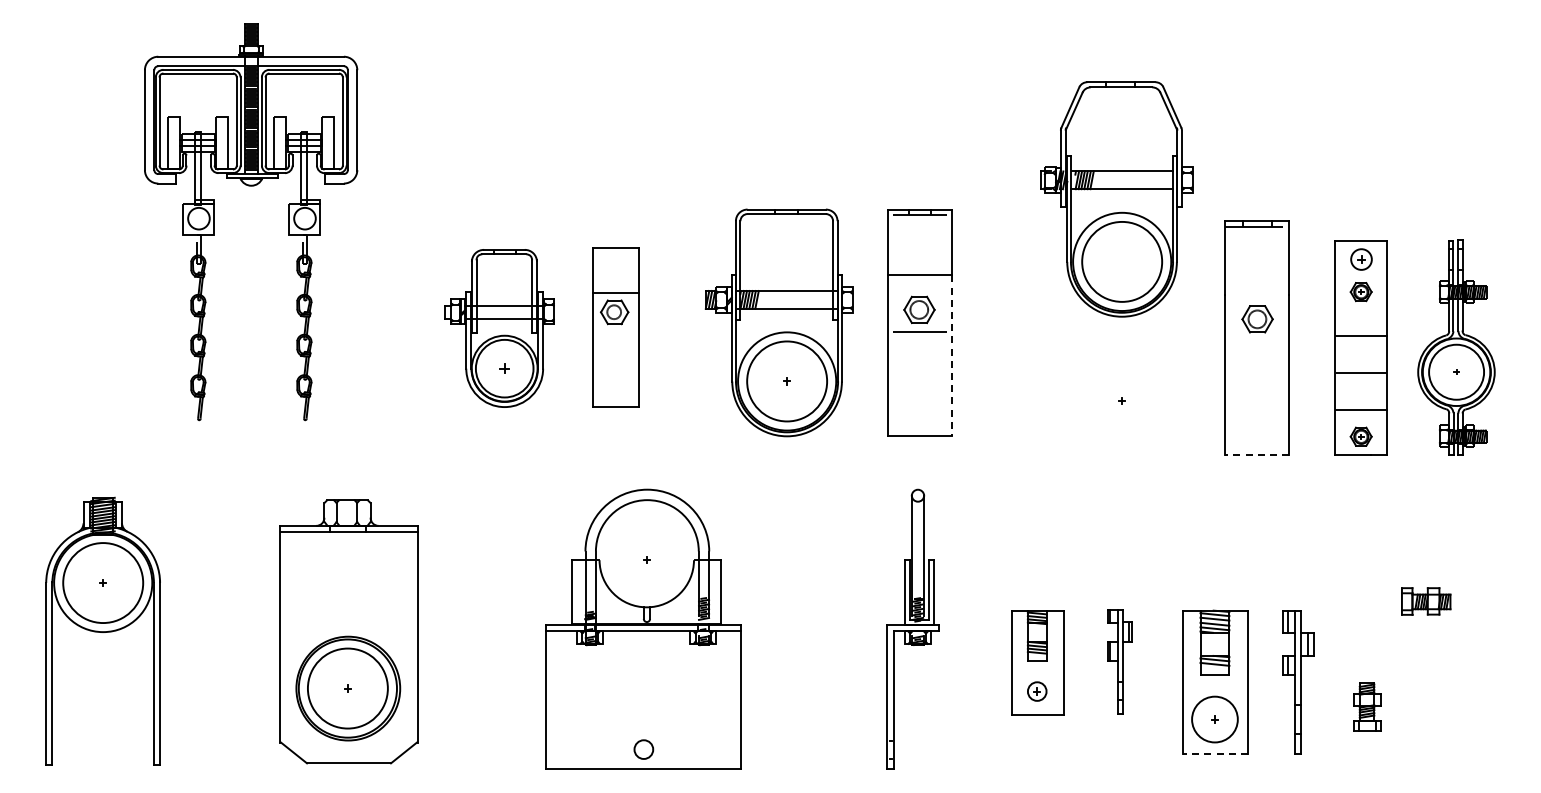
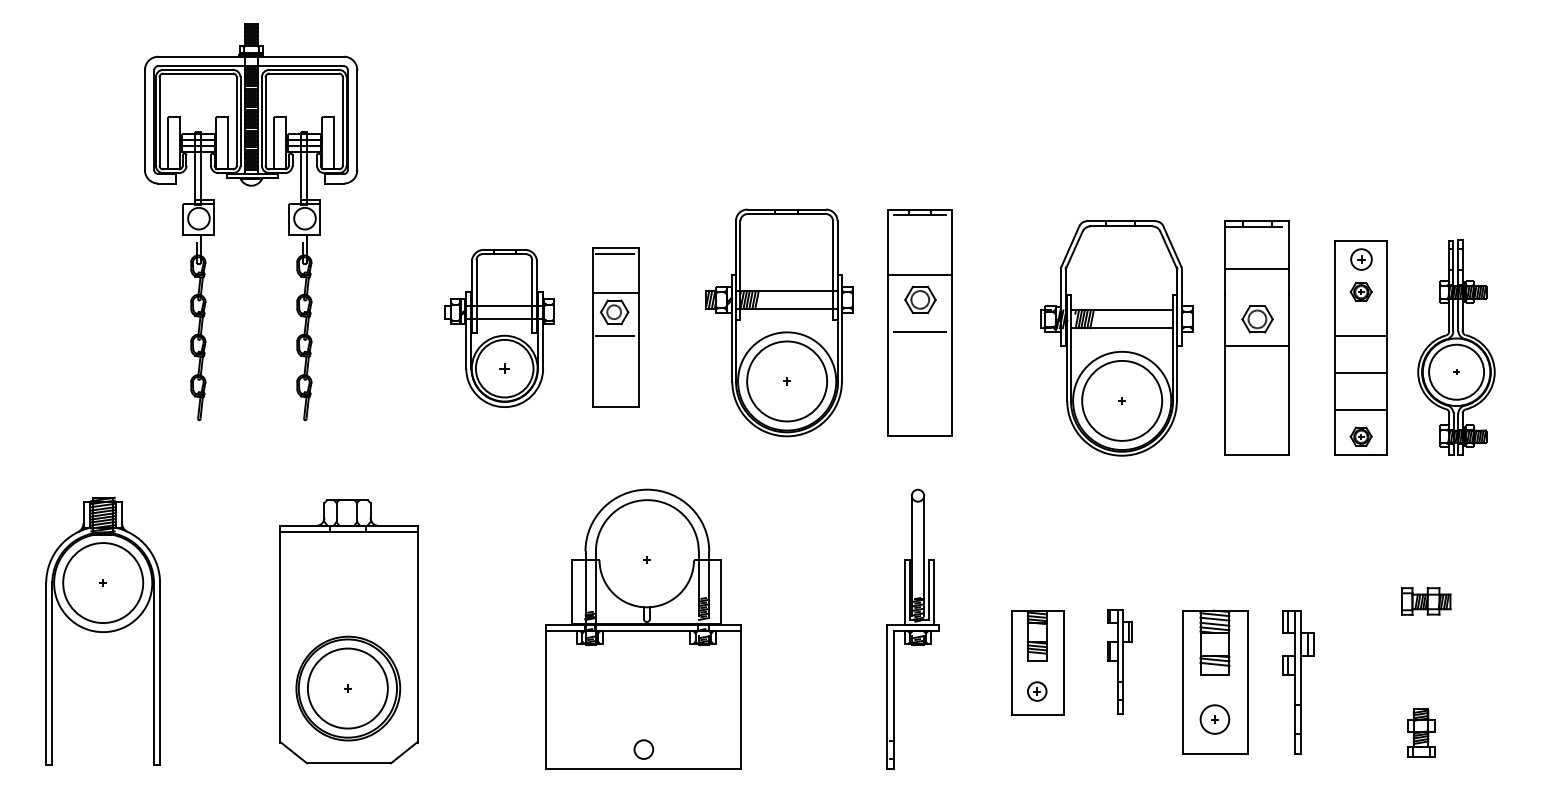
part position: (1116, 199) -> (1116, 338) (1116, 338)
line: none -> present (615, 253)
line: none -> present (1256, 268)
part position: (919, 309) -> (920, 299) (920, 299)
line: none -> present (615, 335)
line: none -> present (1256, 346)
line: dashed -> solid (952, 356)
line: dashed -> solid (1256, 455)
part position: (1367, 706) -> (1421, 732) (1421, 732)
circle diameter: 46 px -> 29 px (1214, 719)
line: dashed -> solid (1215, 753)
